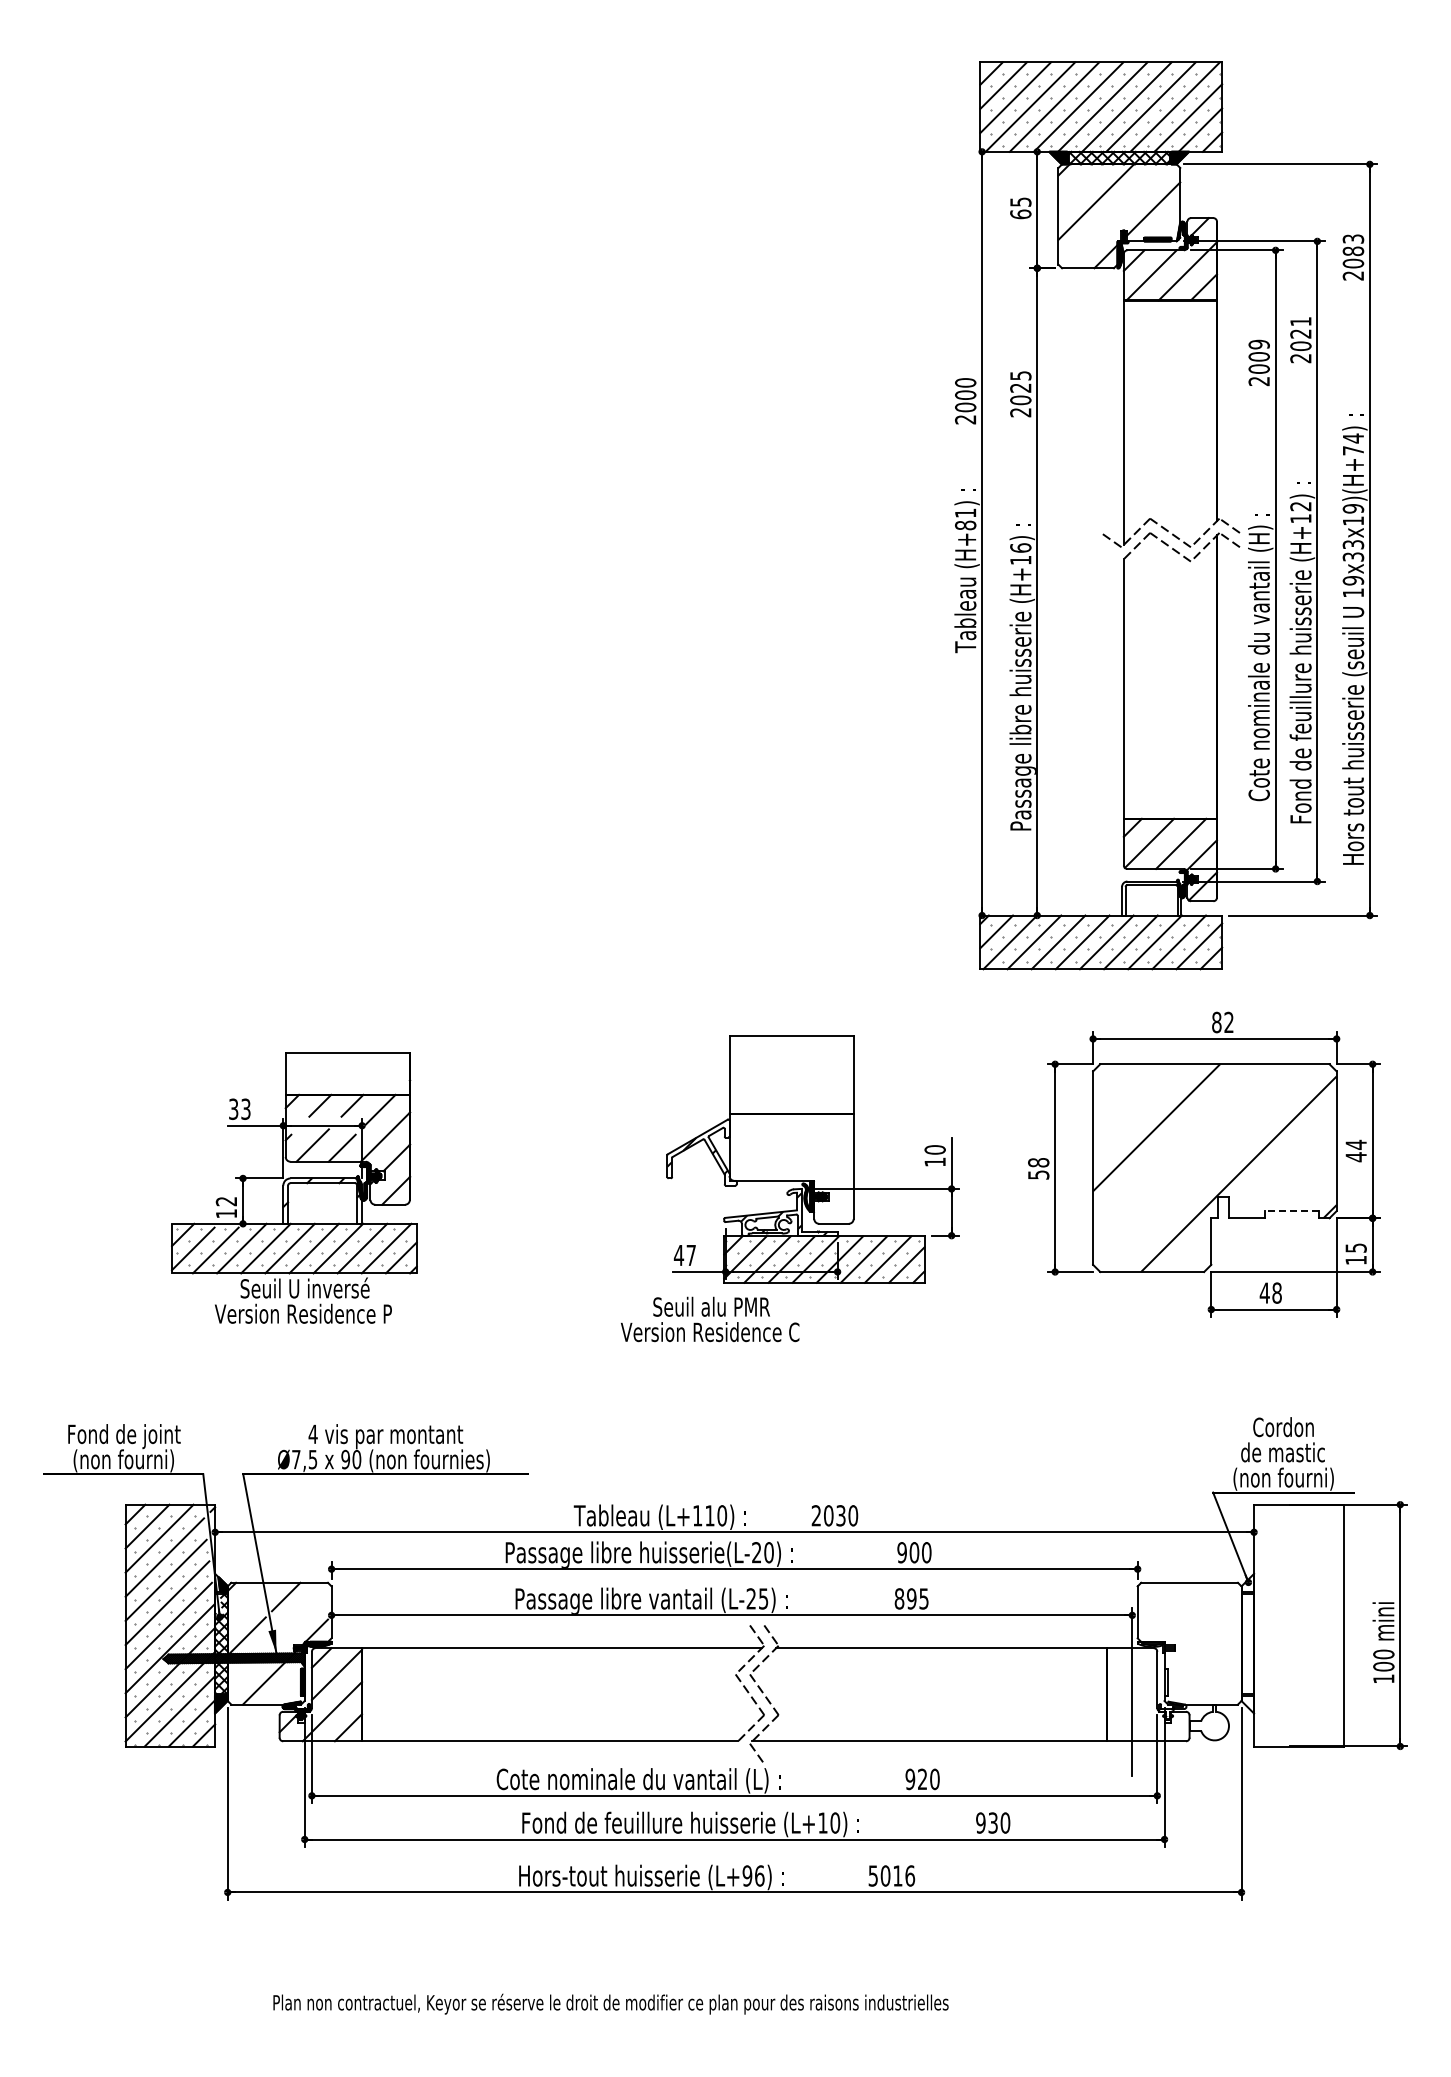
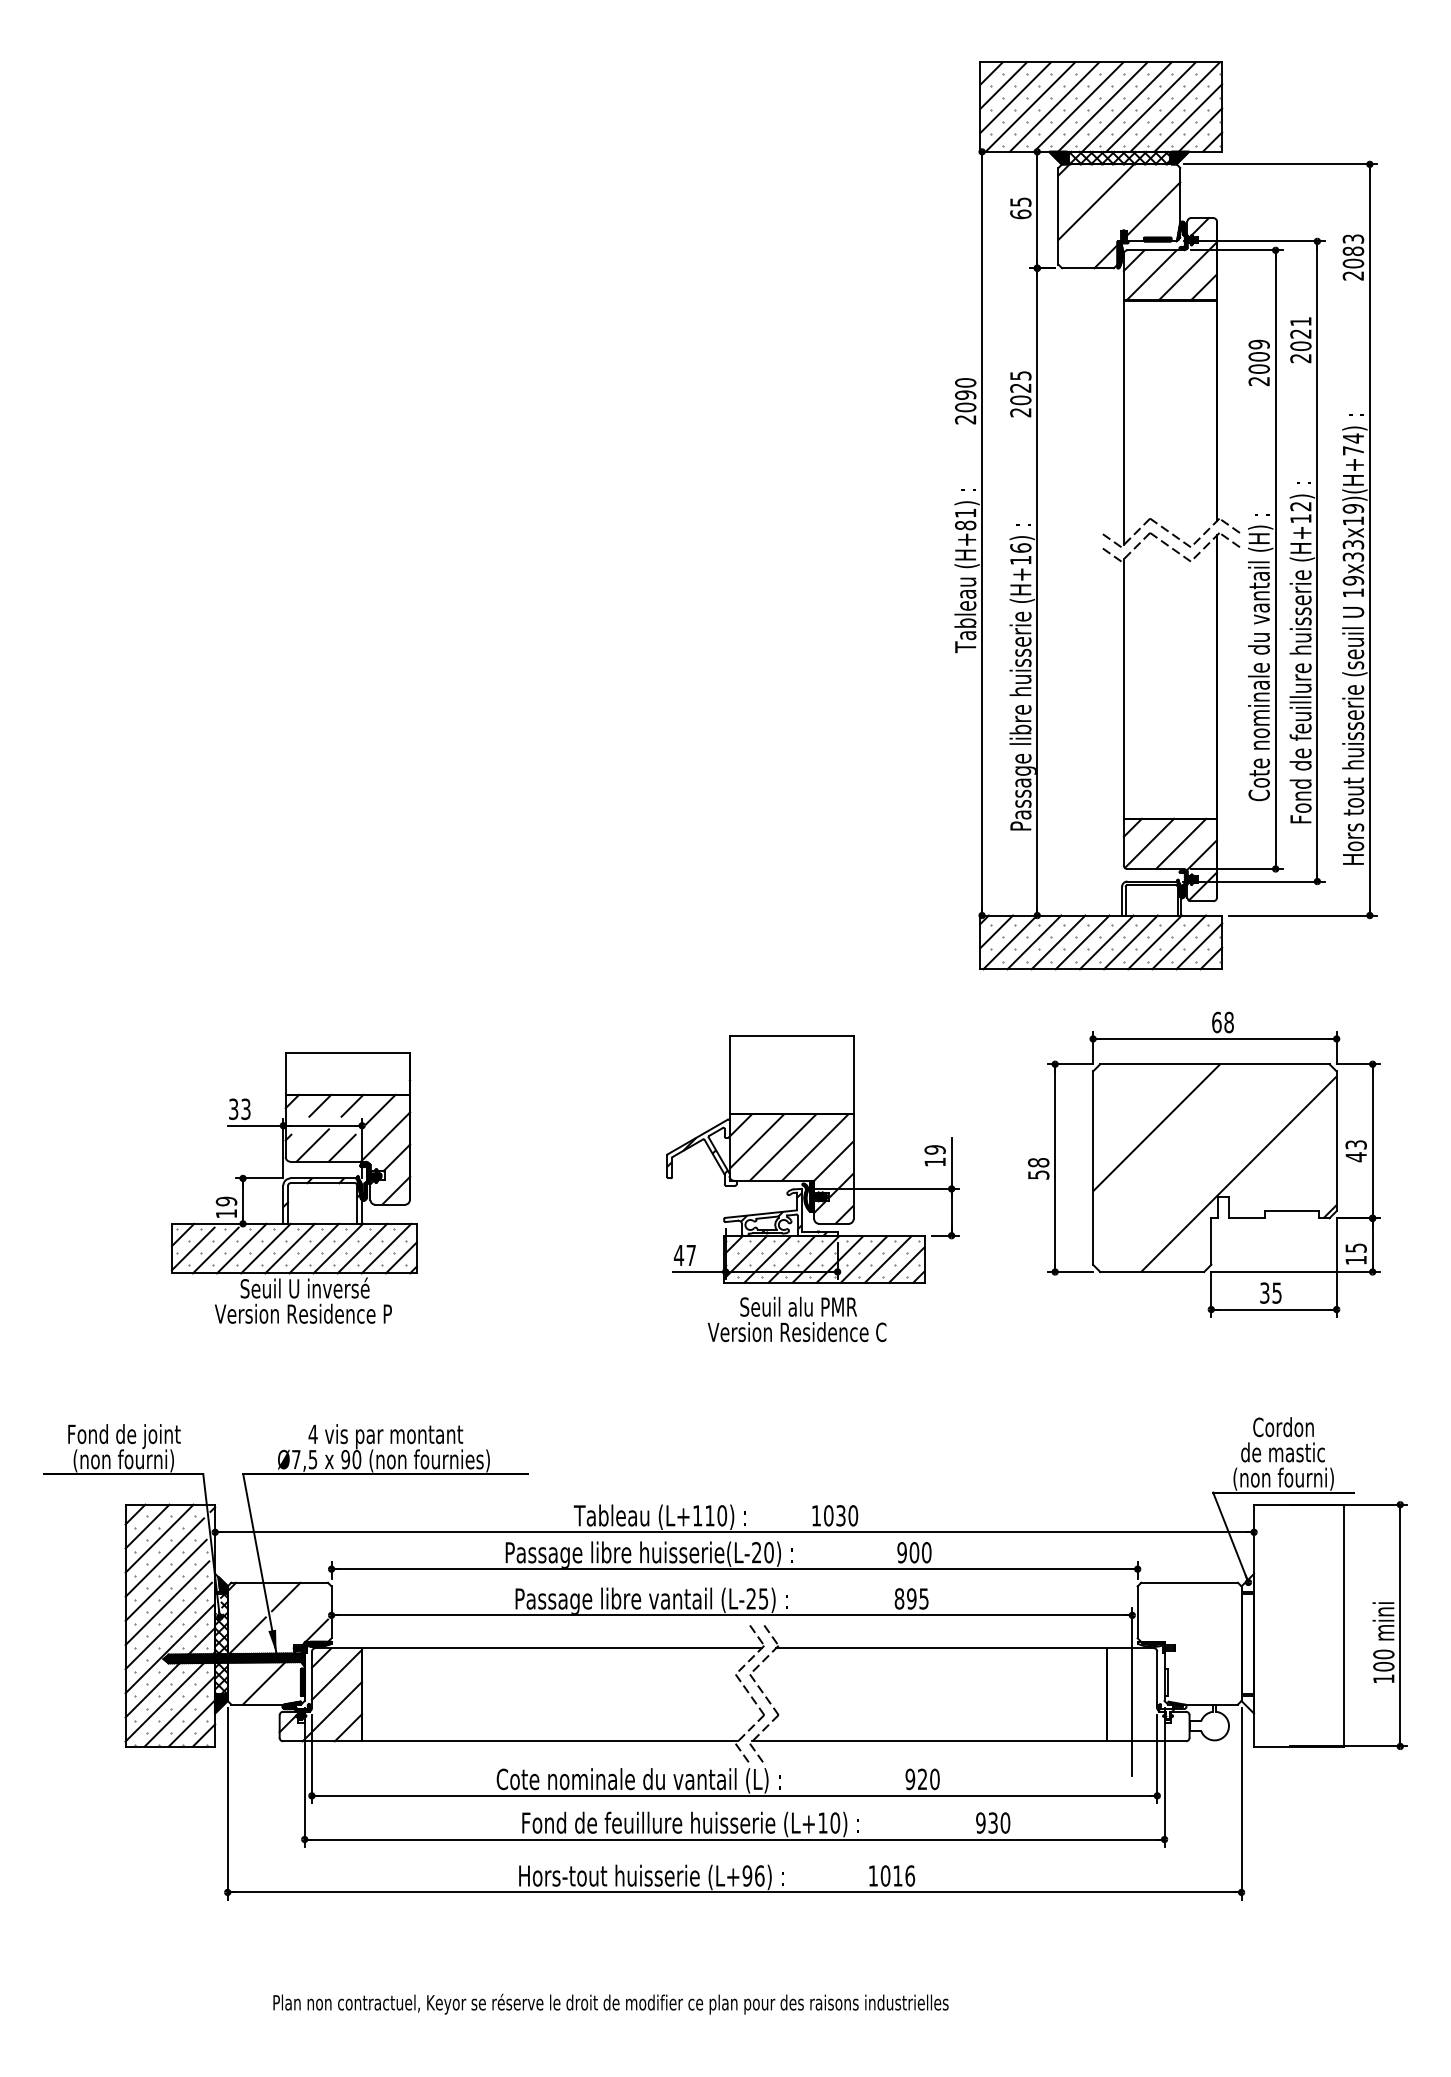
text: 2000 -> 2090 (965, 394)
line: none -> present (1111, 554)
text: 82 -> 68 (1222, 1022)
text: 44 -> 43 (1355, 1144)
text: 10 -> 19 (934, 1149)
hatch: none -> present (791, 1168)
text: 12 -> 19 (226, 1201)
line: dashed -> solid (1291, 1211)
text: 48 -> 35 (1270, 1292)
text position: (710, 1319) -> (797, 1319) (797, 1319)
text: 2030 -> 1030 (815, 1515)
line: none -> present (742, 1753)
text: 5016 -> 1016 (872, 1875)
